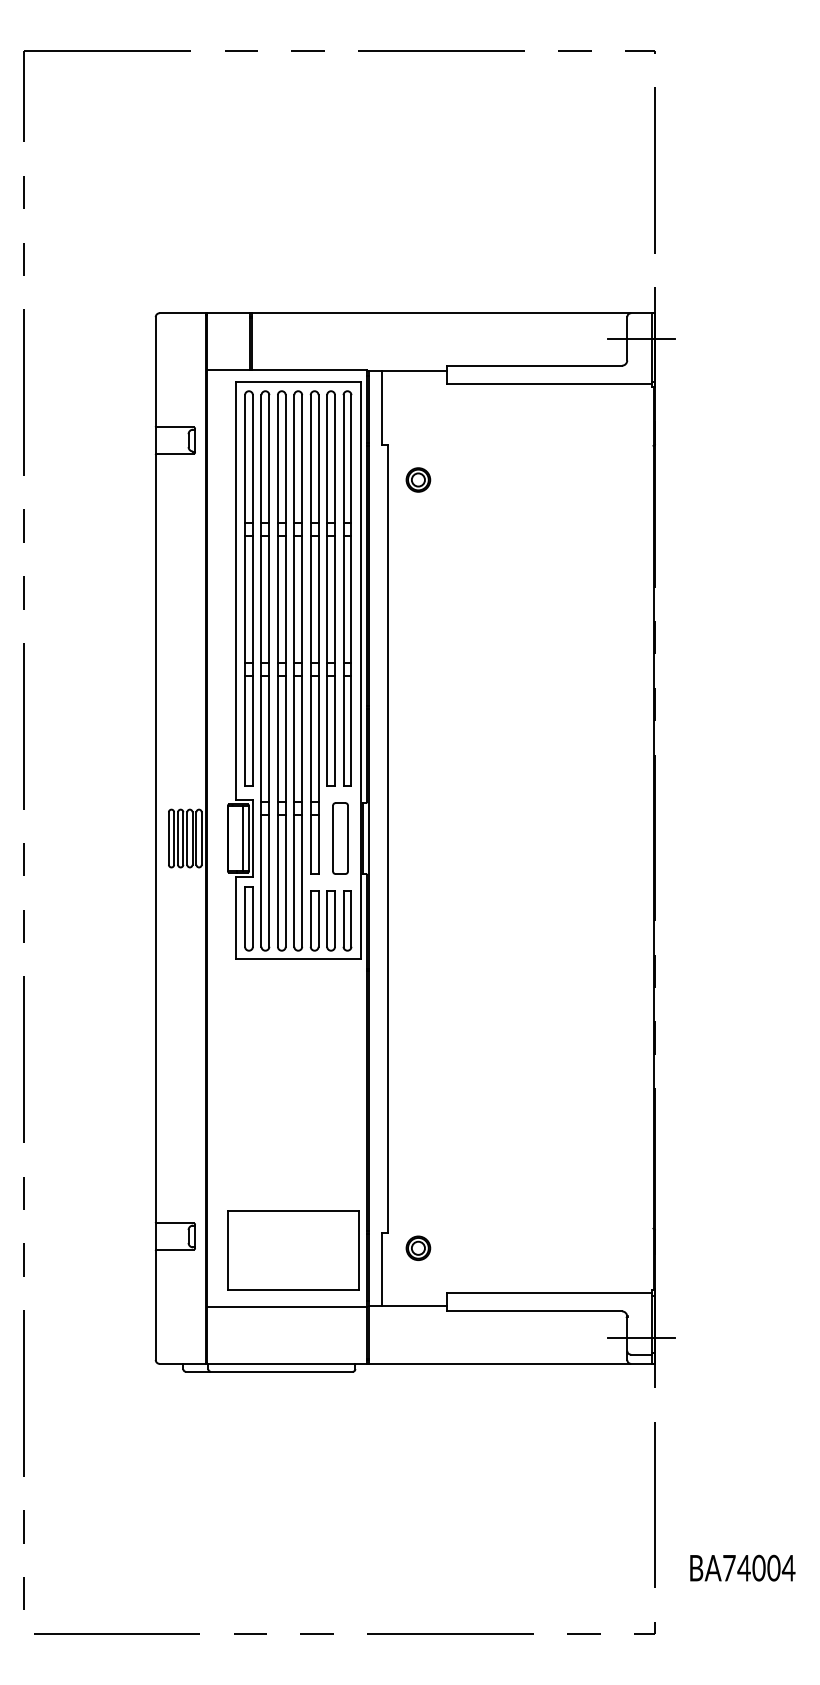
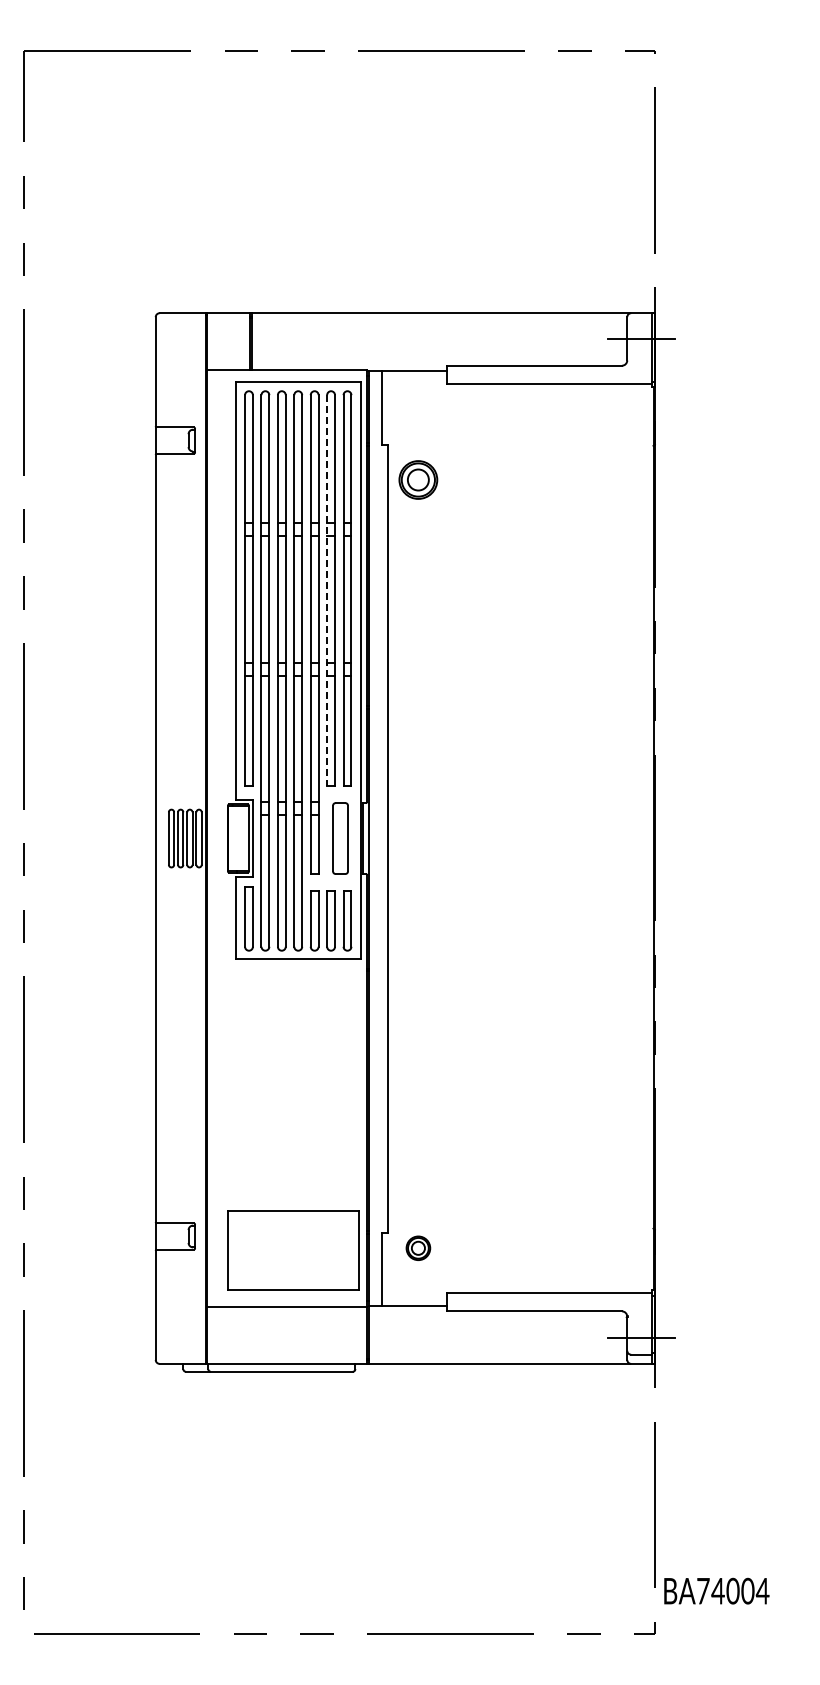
part size: 27x26 px -> 41x40 px (418, 479)
line: solid -> dashed (327, 591)
line: present -> none (242, 838)
text position: (742, 1567) -> (716, 1590) (716, 1590)
